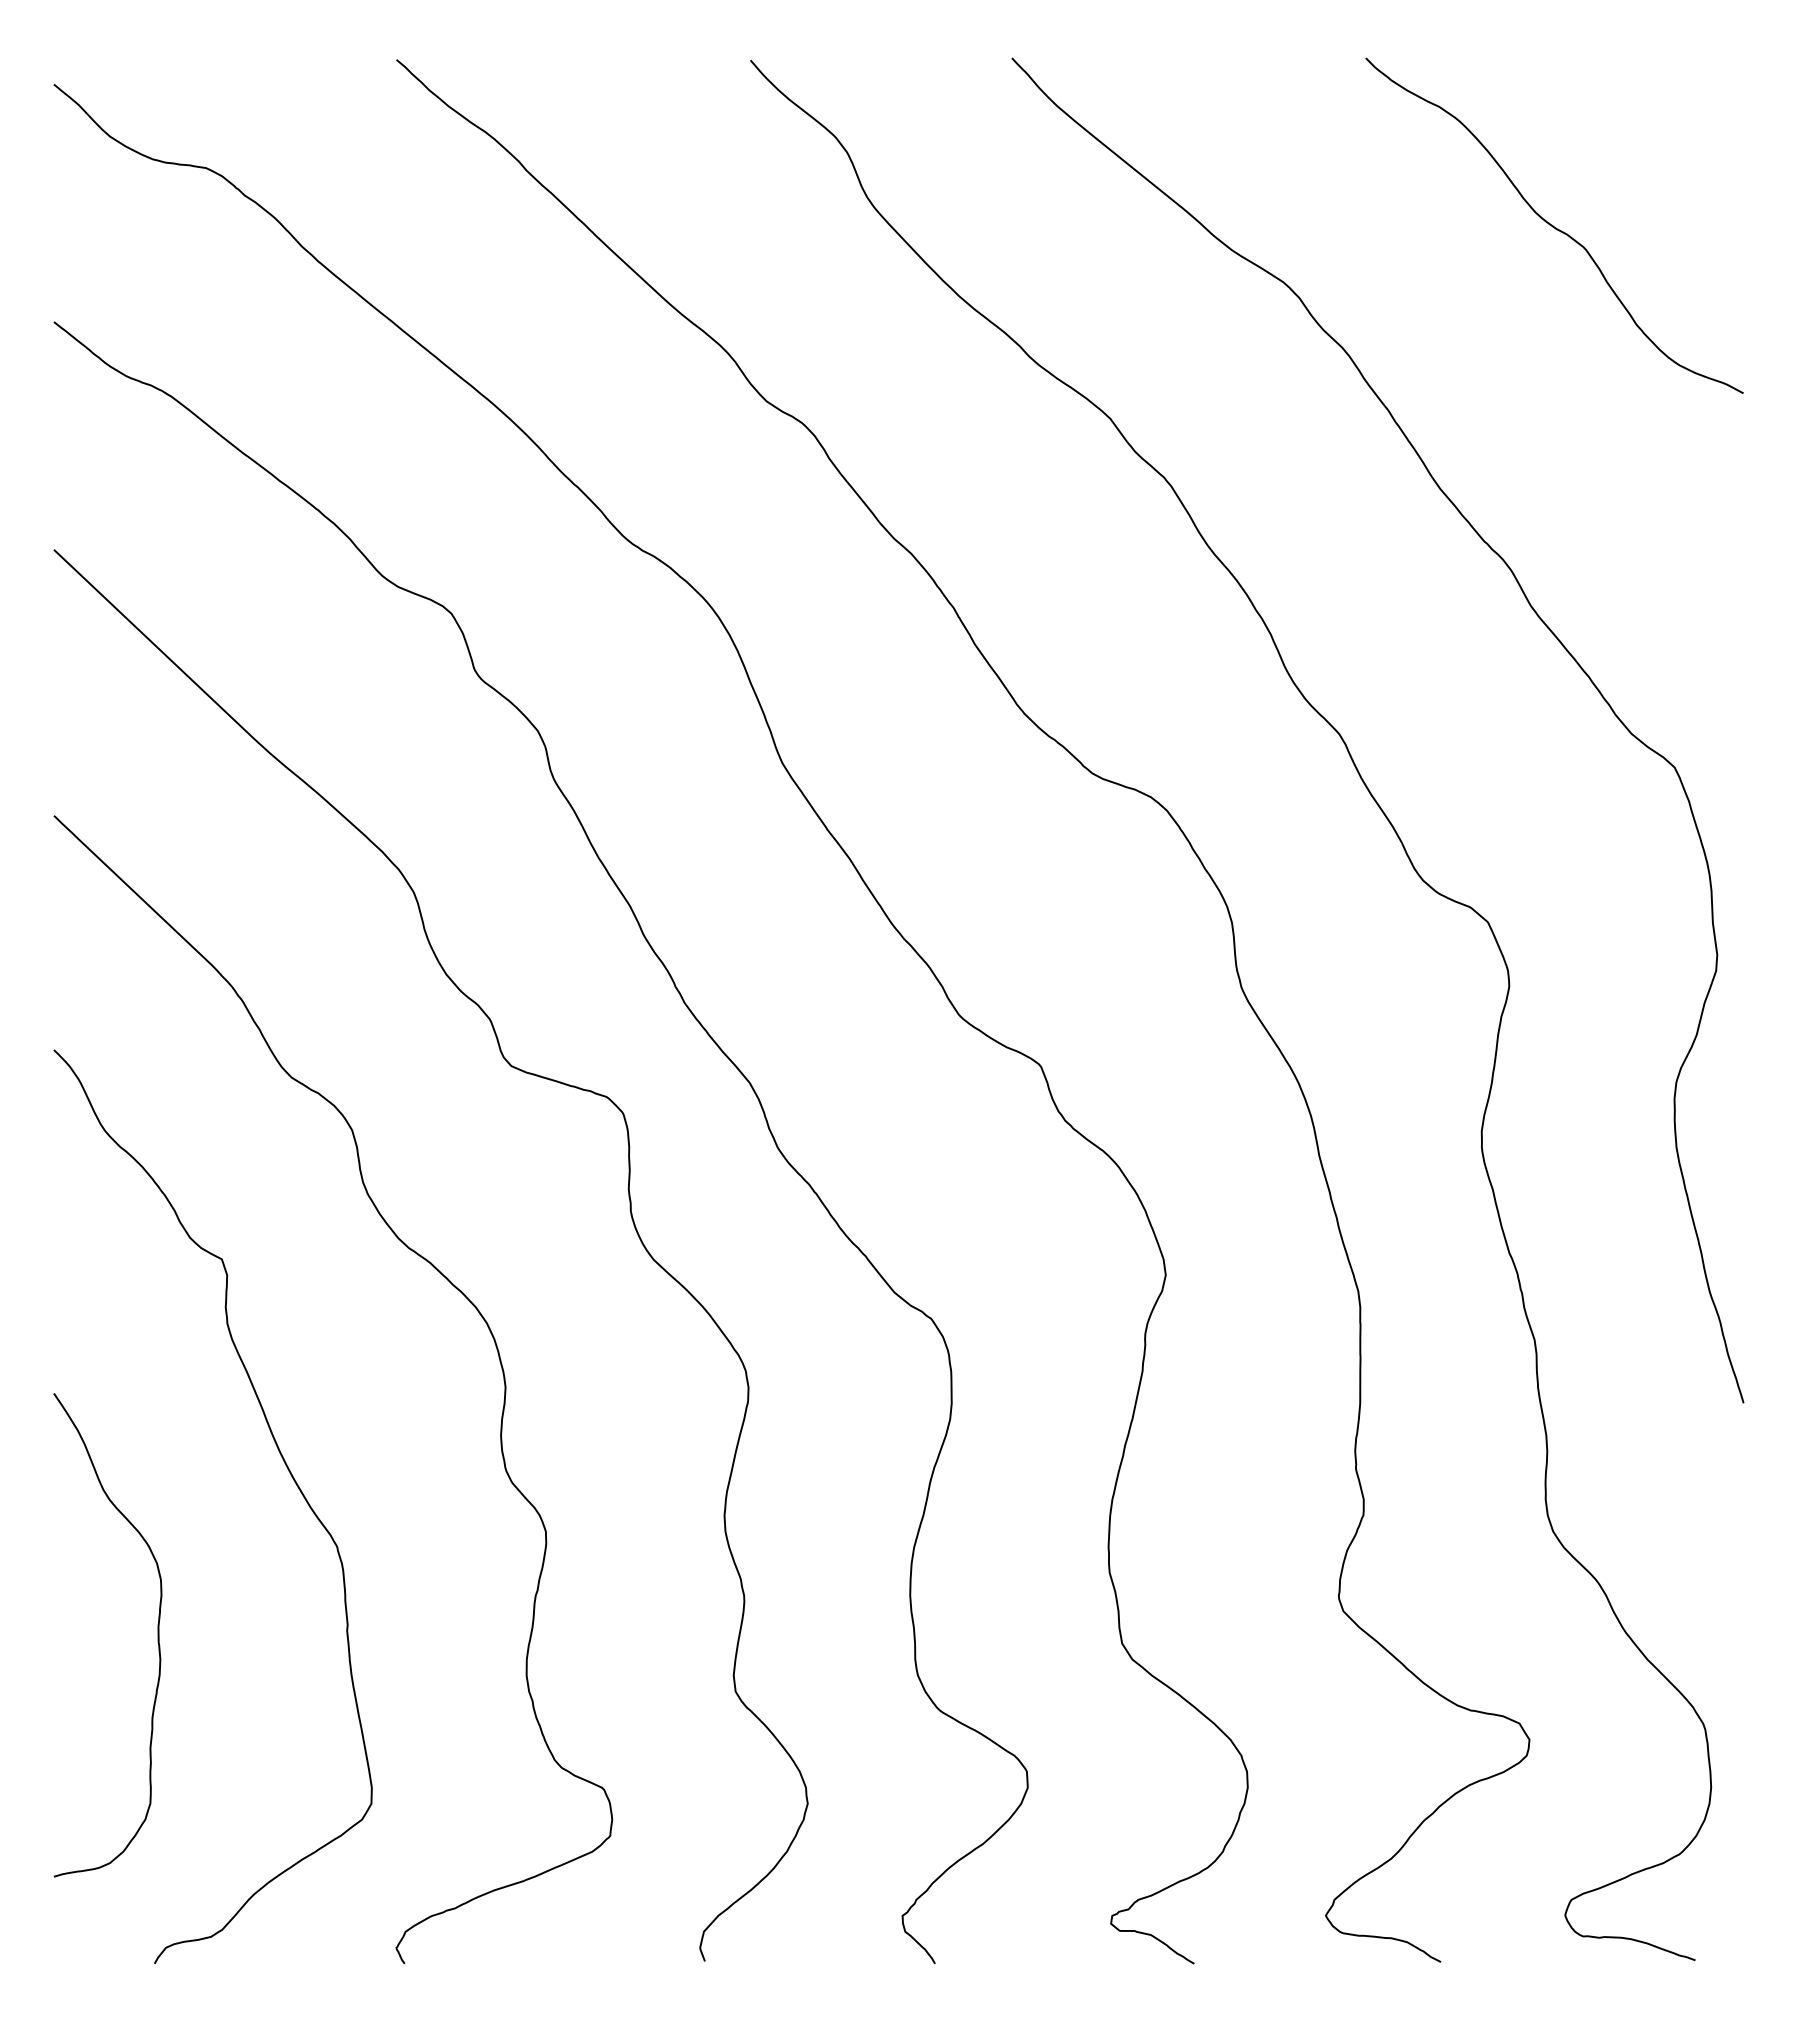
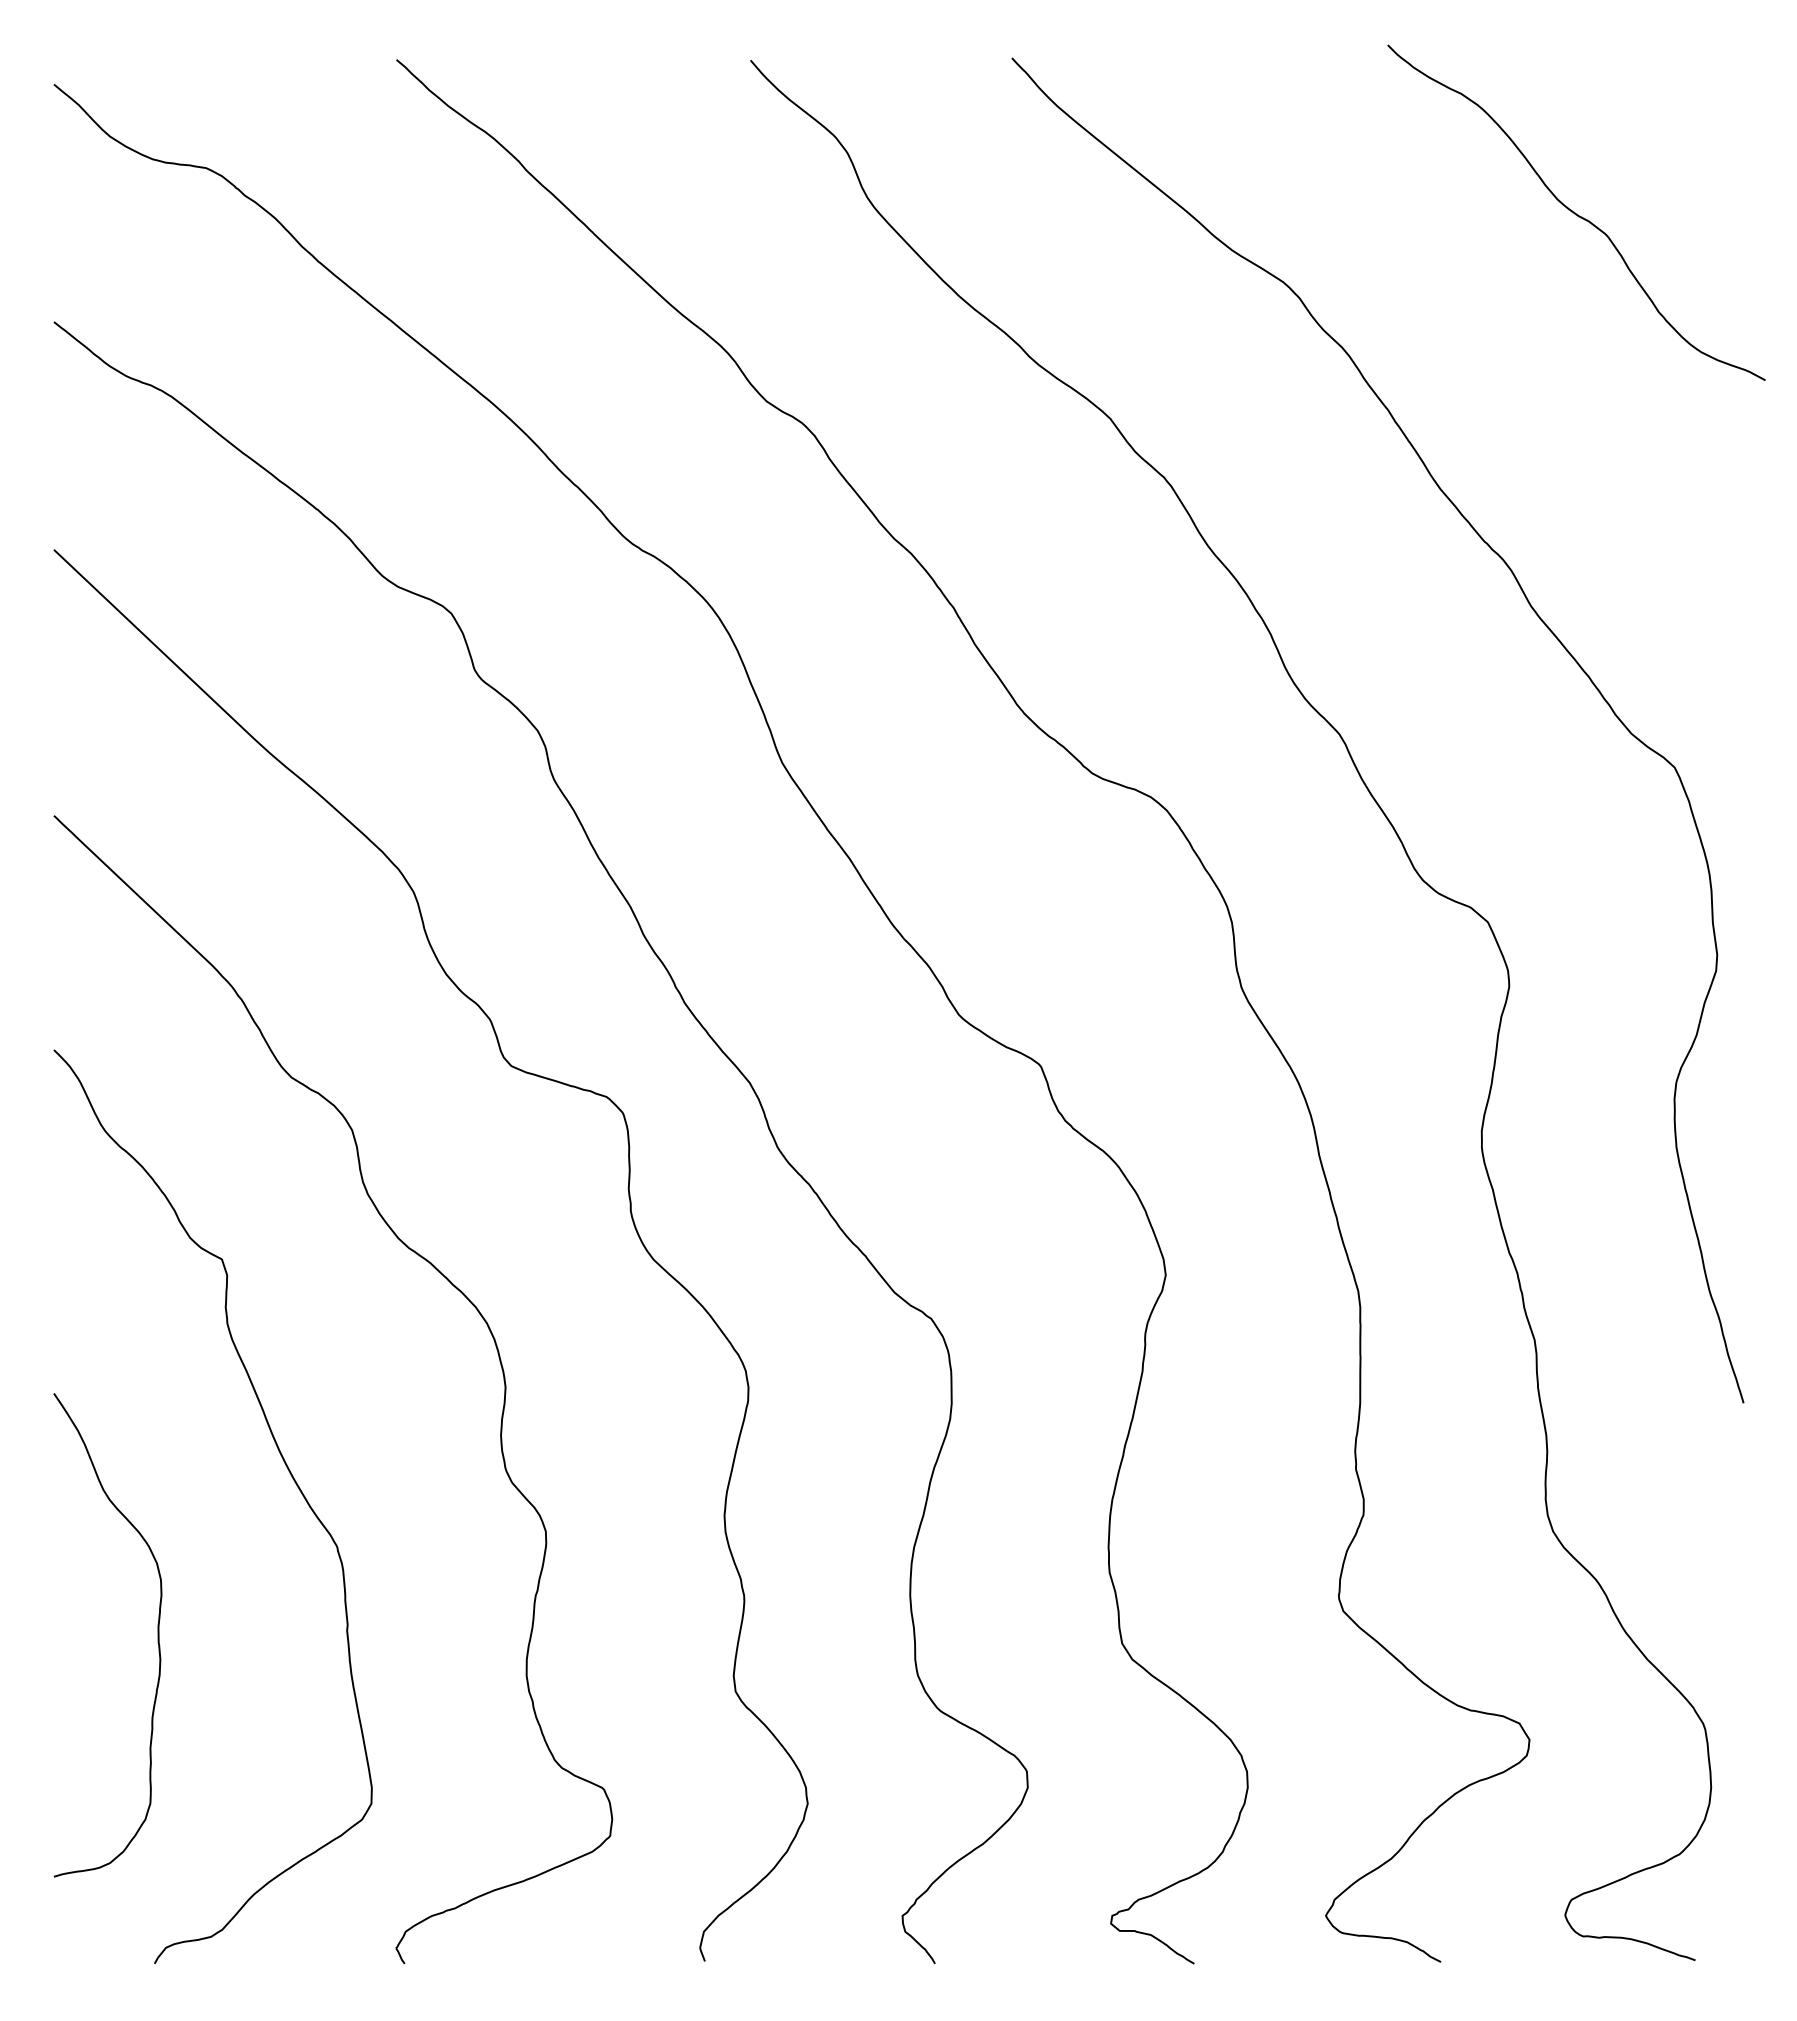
curve position: (1553, 225) -> (1575, 212) (1575, 212)
